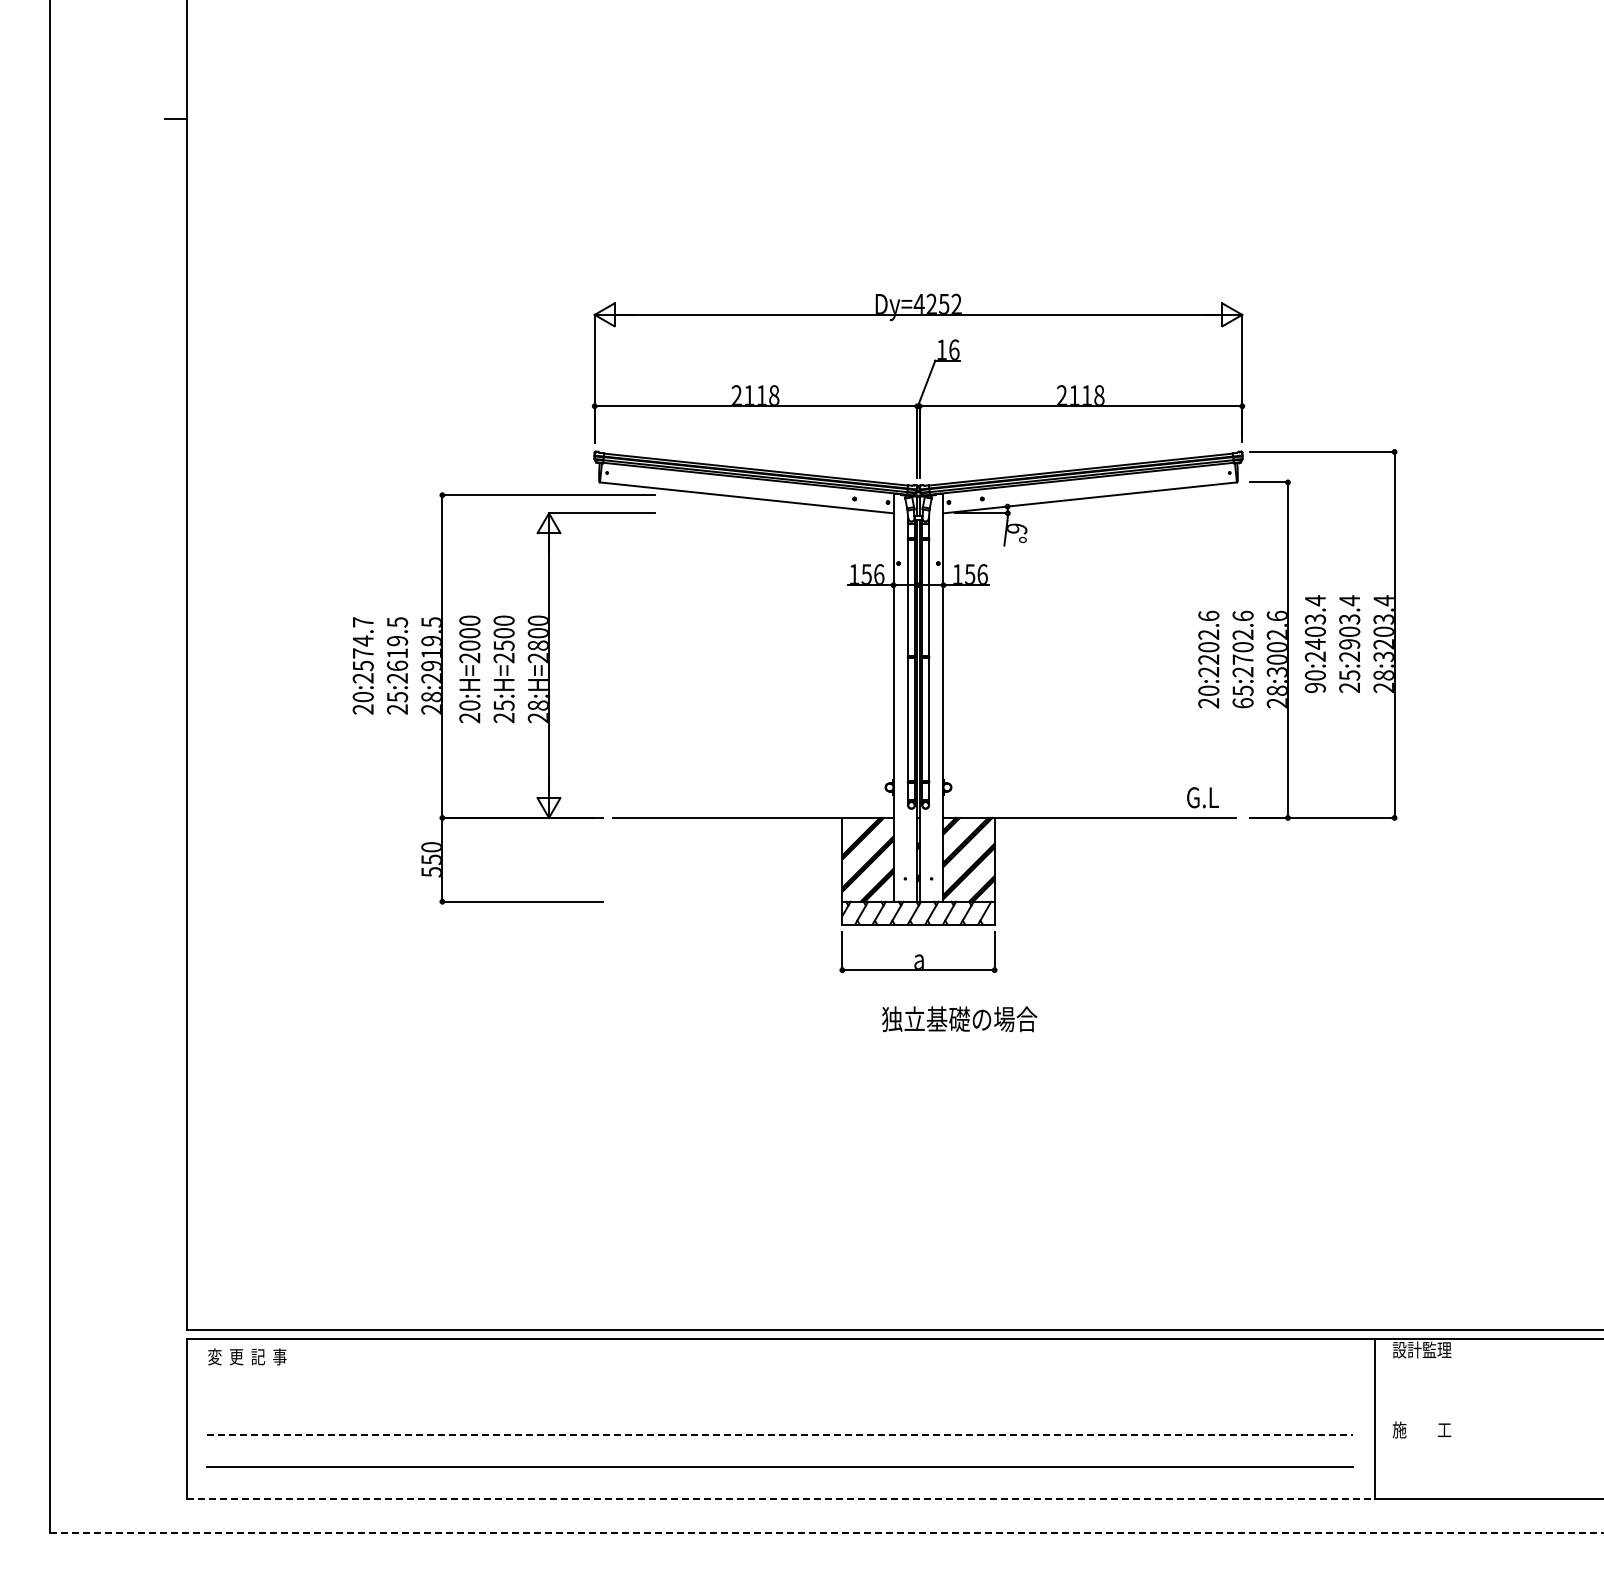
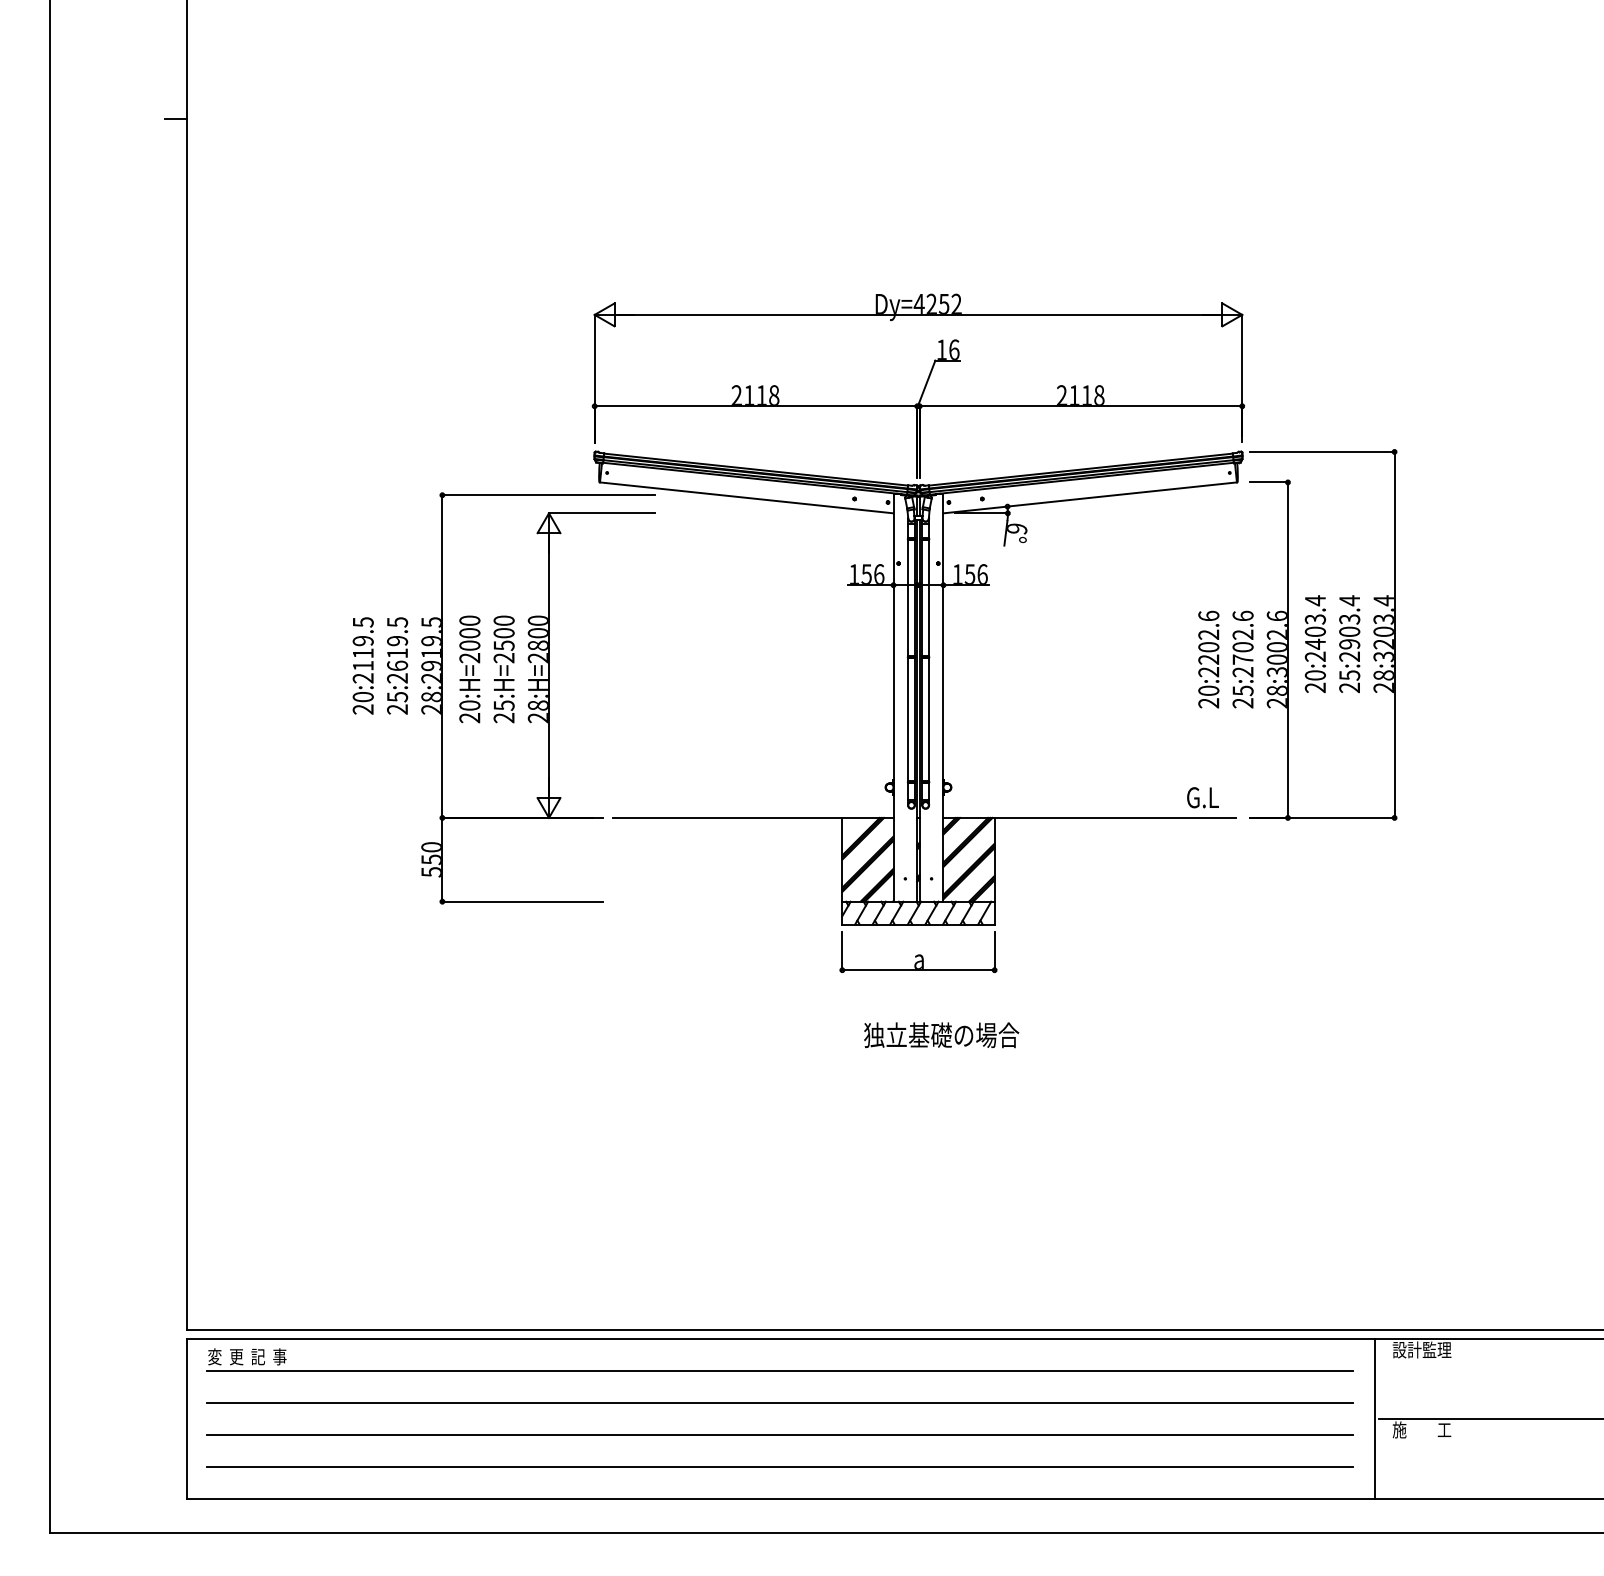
text: 20:2574.7 -> 20:2119.5 (362, 644)
text: 90:2403.4 -> 20:2403.4 (1315, 687)
text: 65:2702.6 -> 25:2702.6 (1242, 703)
text position: (959, 1019) -> (941, 1035) (941, 1035)
line: none -> present (779, 1370)
line: none -> present (779, 1402)
line: none -> present (1489, 1418)
line: dashed -> solid (779, 1434)
line: dashed -> solid (781, 1498)
line: dashed -> solid (827, 1532)
